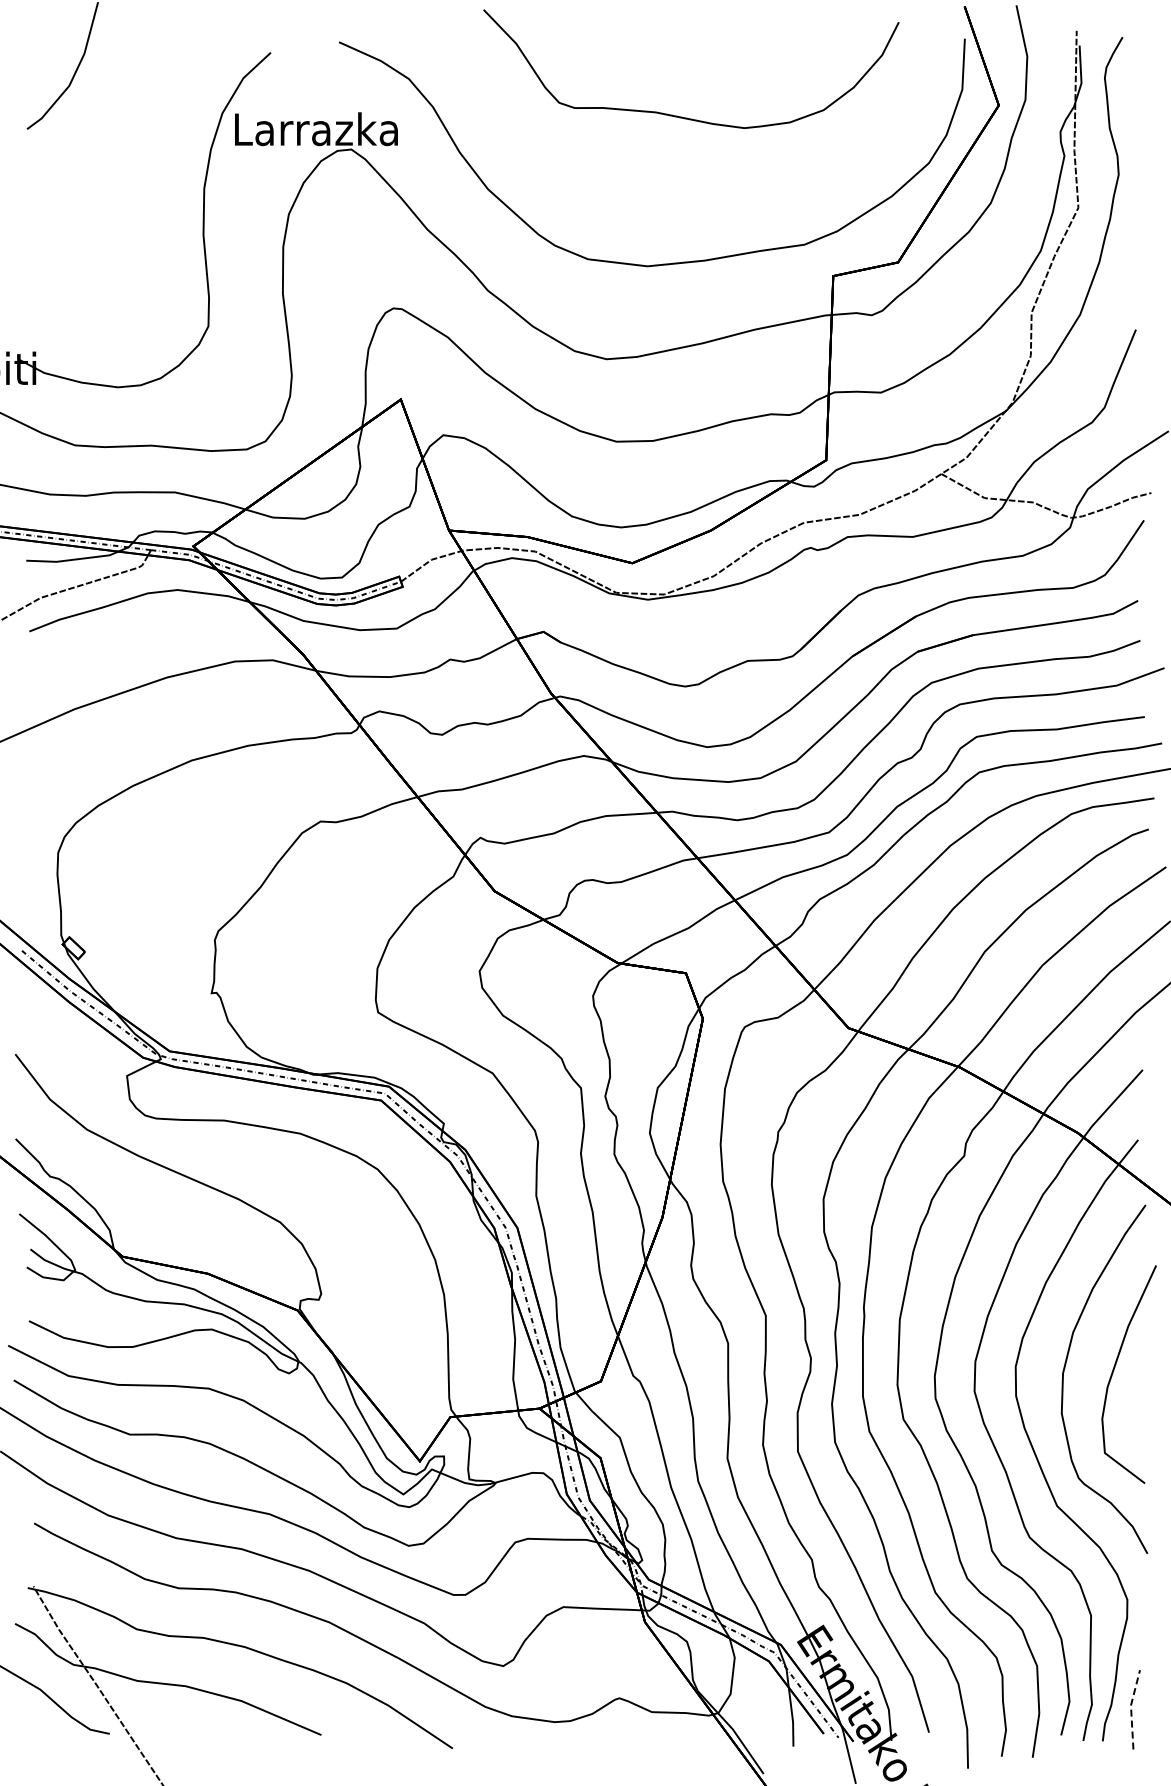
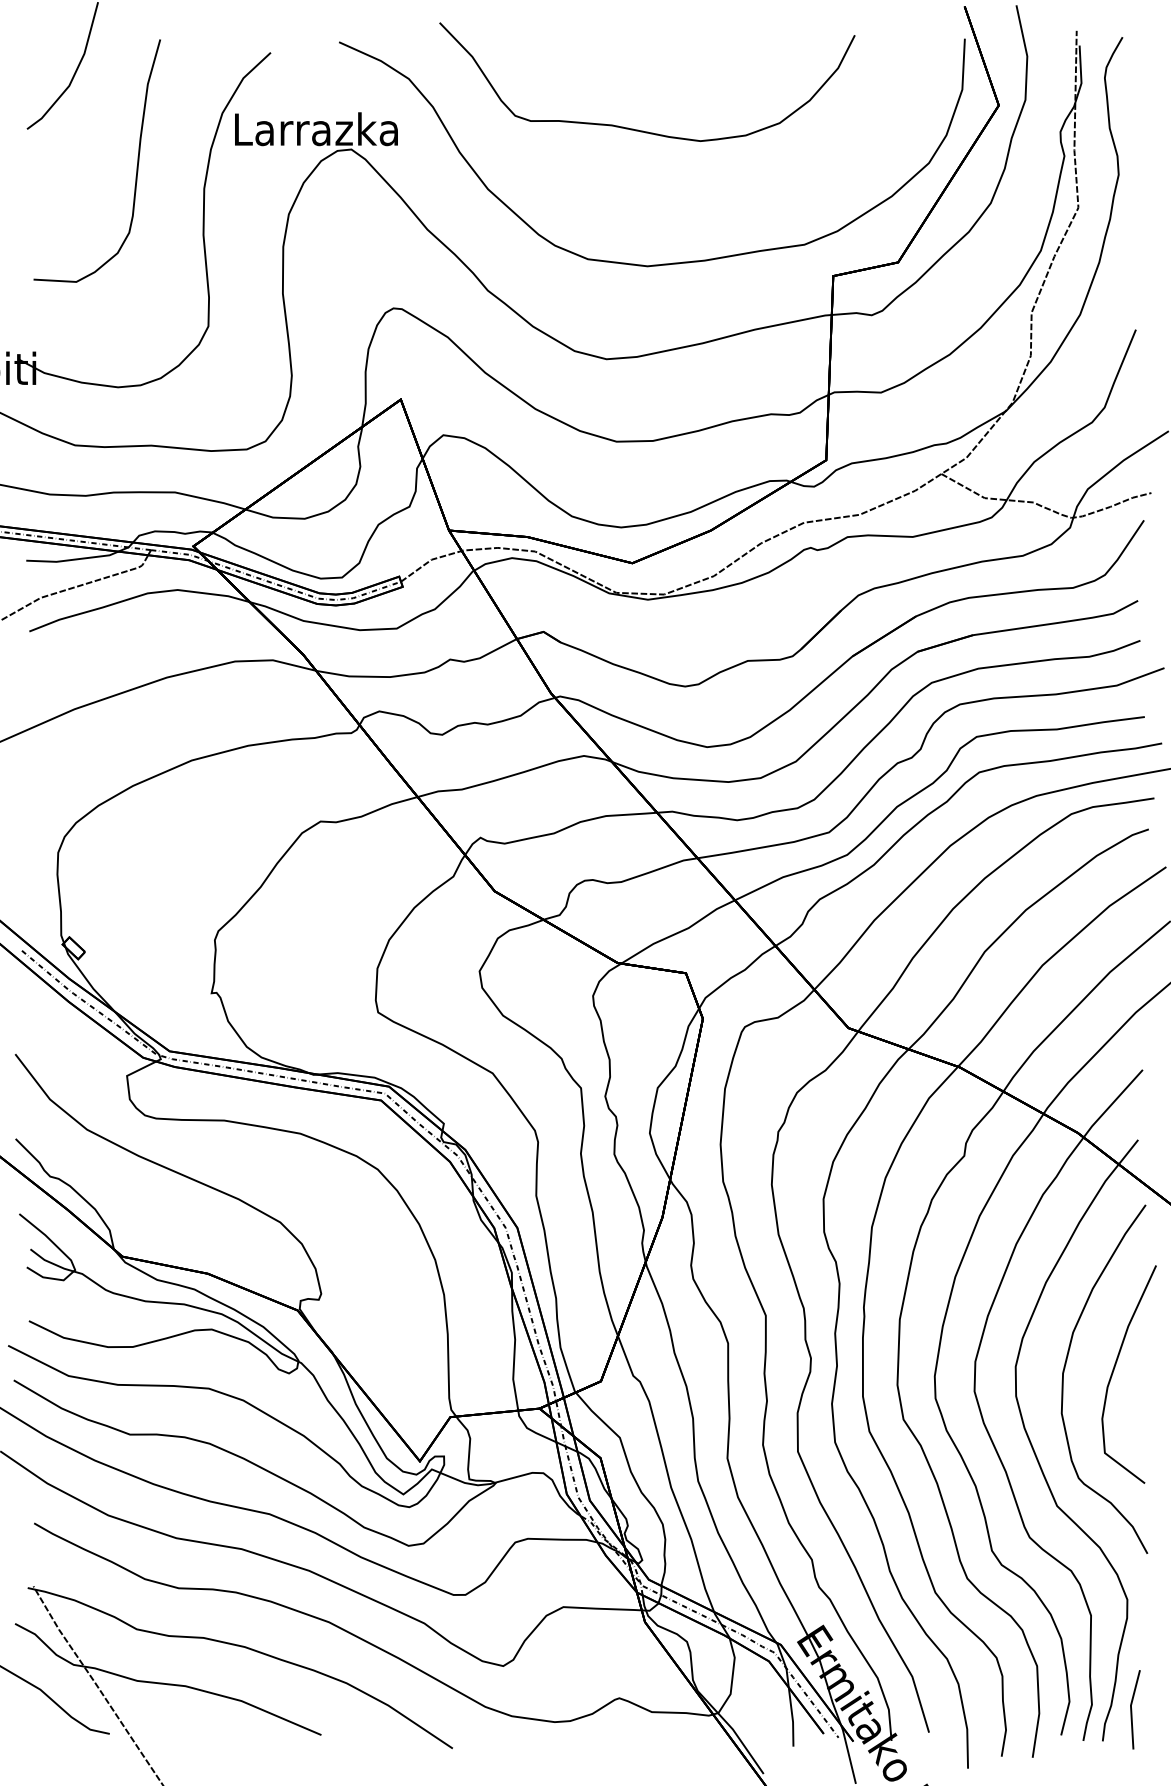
curve position: (682, 116) -> (638, 129) (638, 129)
curve: none -> present (136, 166)
line: dashed -> solid (1131, 1708)
